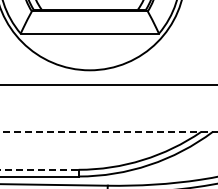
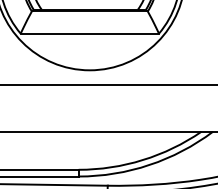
line: dashed -> solid (108, 131)
line: dashed -> solid (39, 169)
